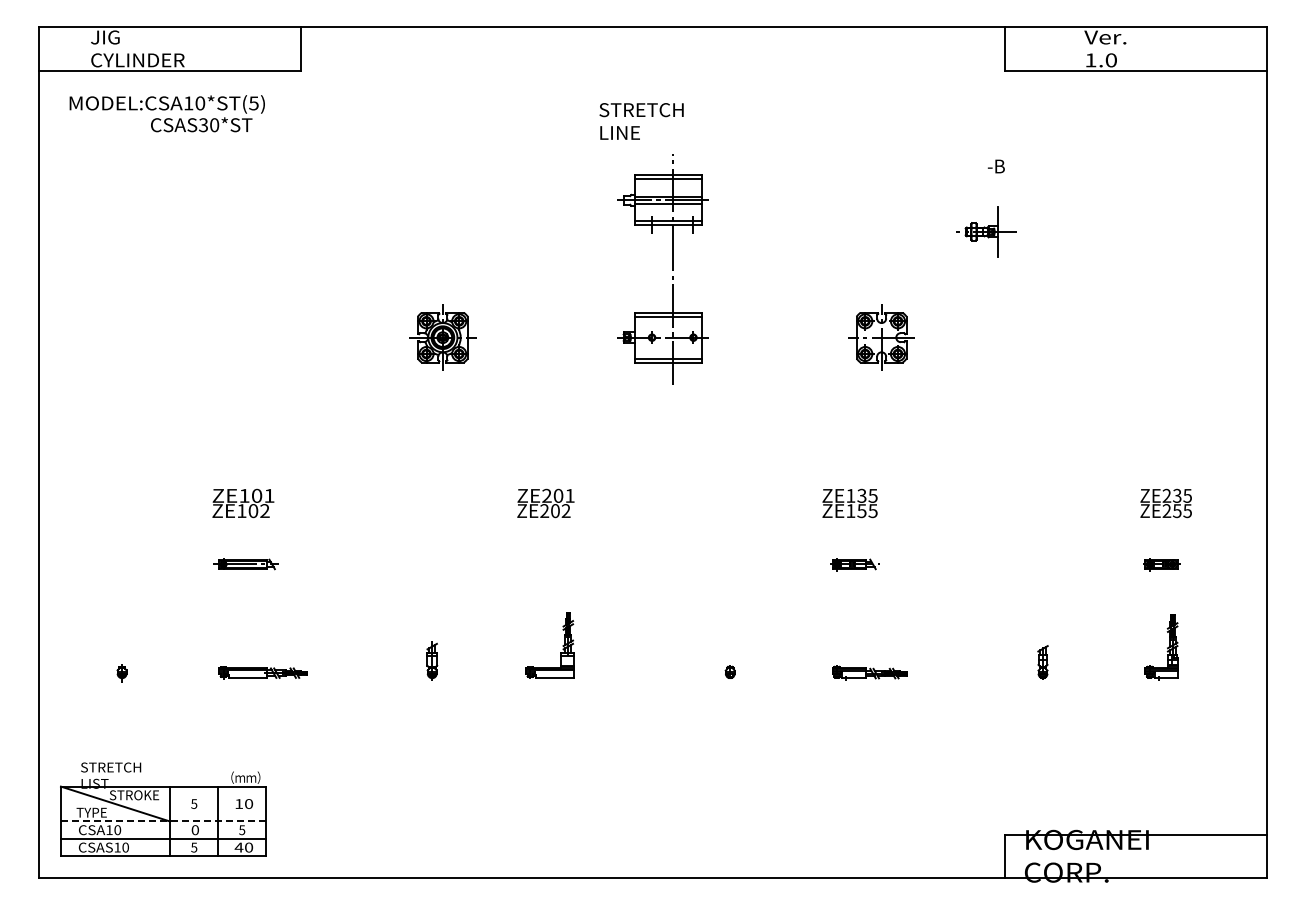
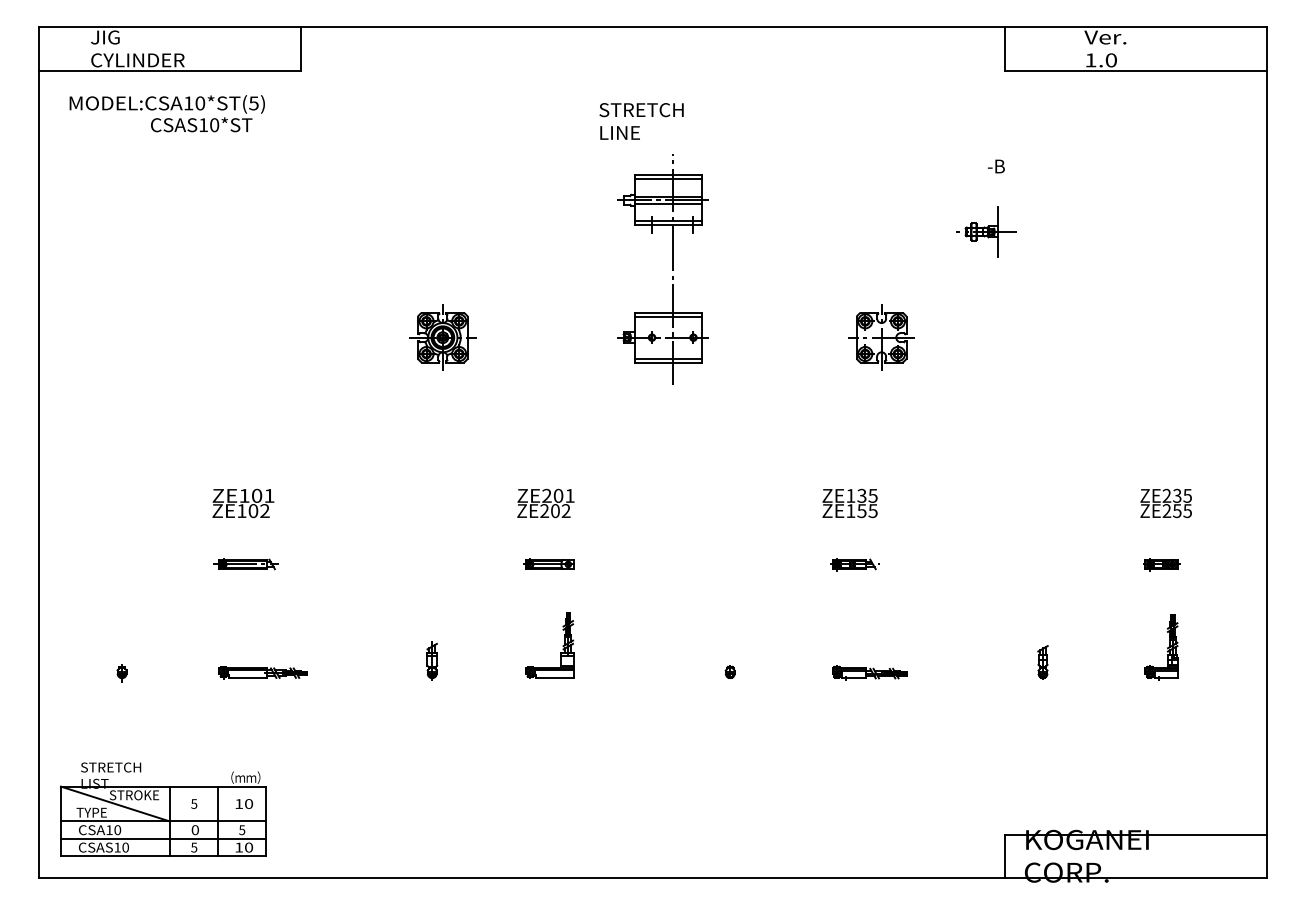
text: CSAS30*ST -> CSAS10*ST (203, 125)
part: none -> present (548, 563)
line: dashed -> solid (163, 821)
text: 40 -> 10 (238, 847)
